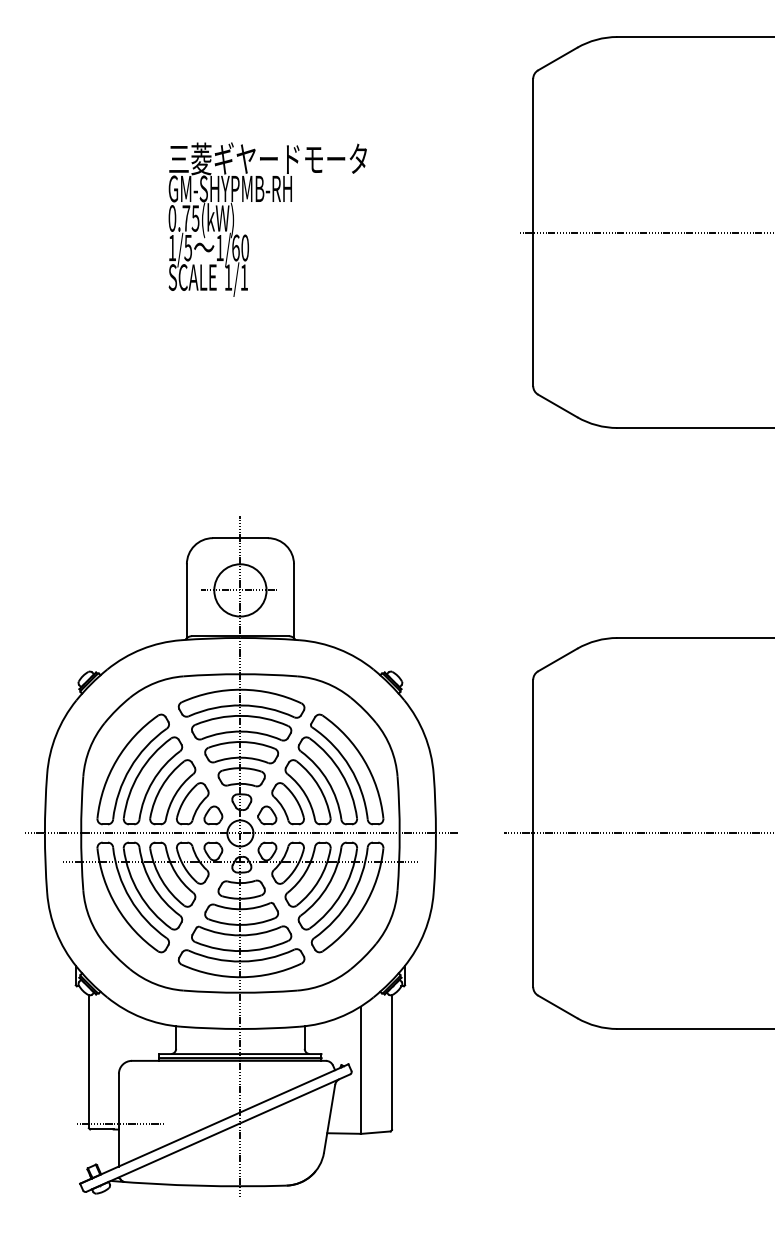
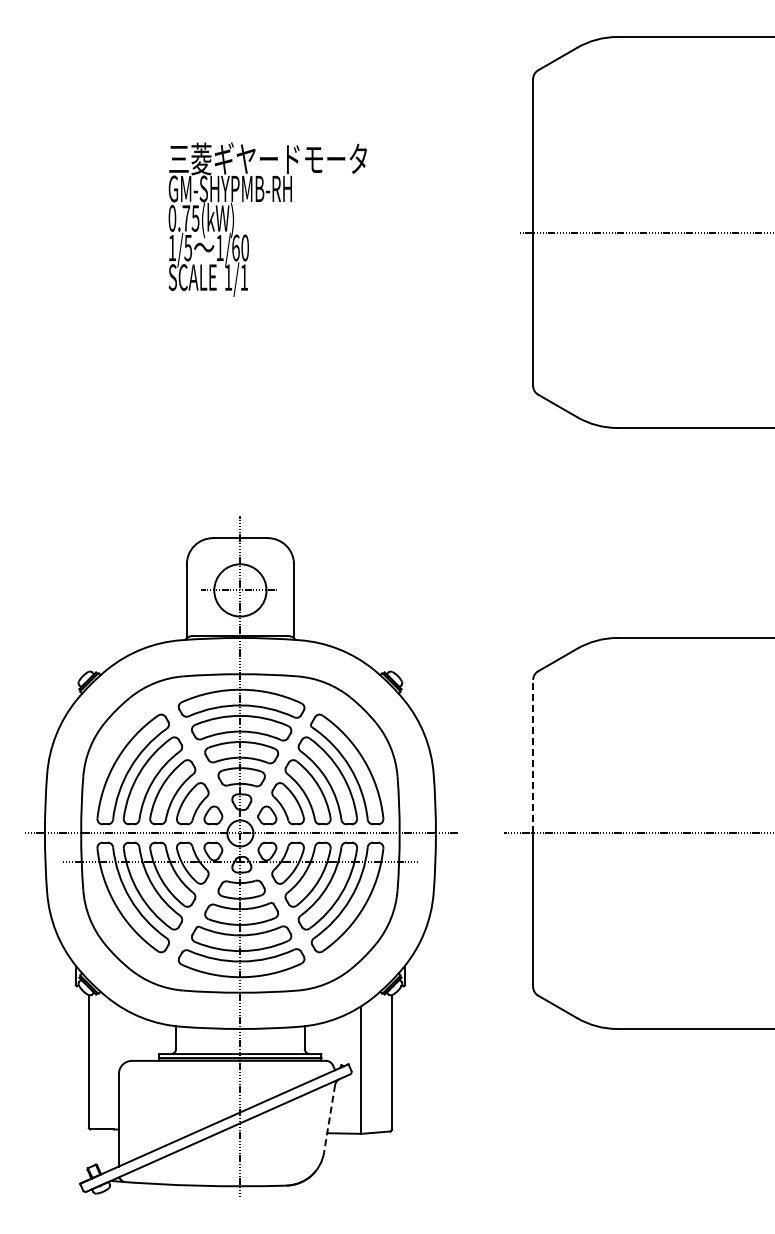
line: solid -> dashed (533, 756)
line: solid -> dashed (329, 1119)
line: present -> none (119, 1123)
